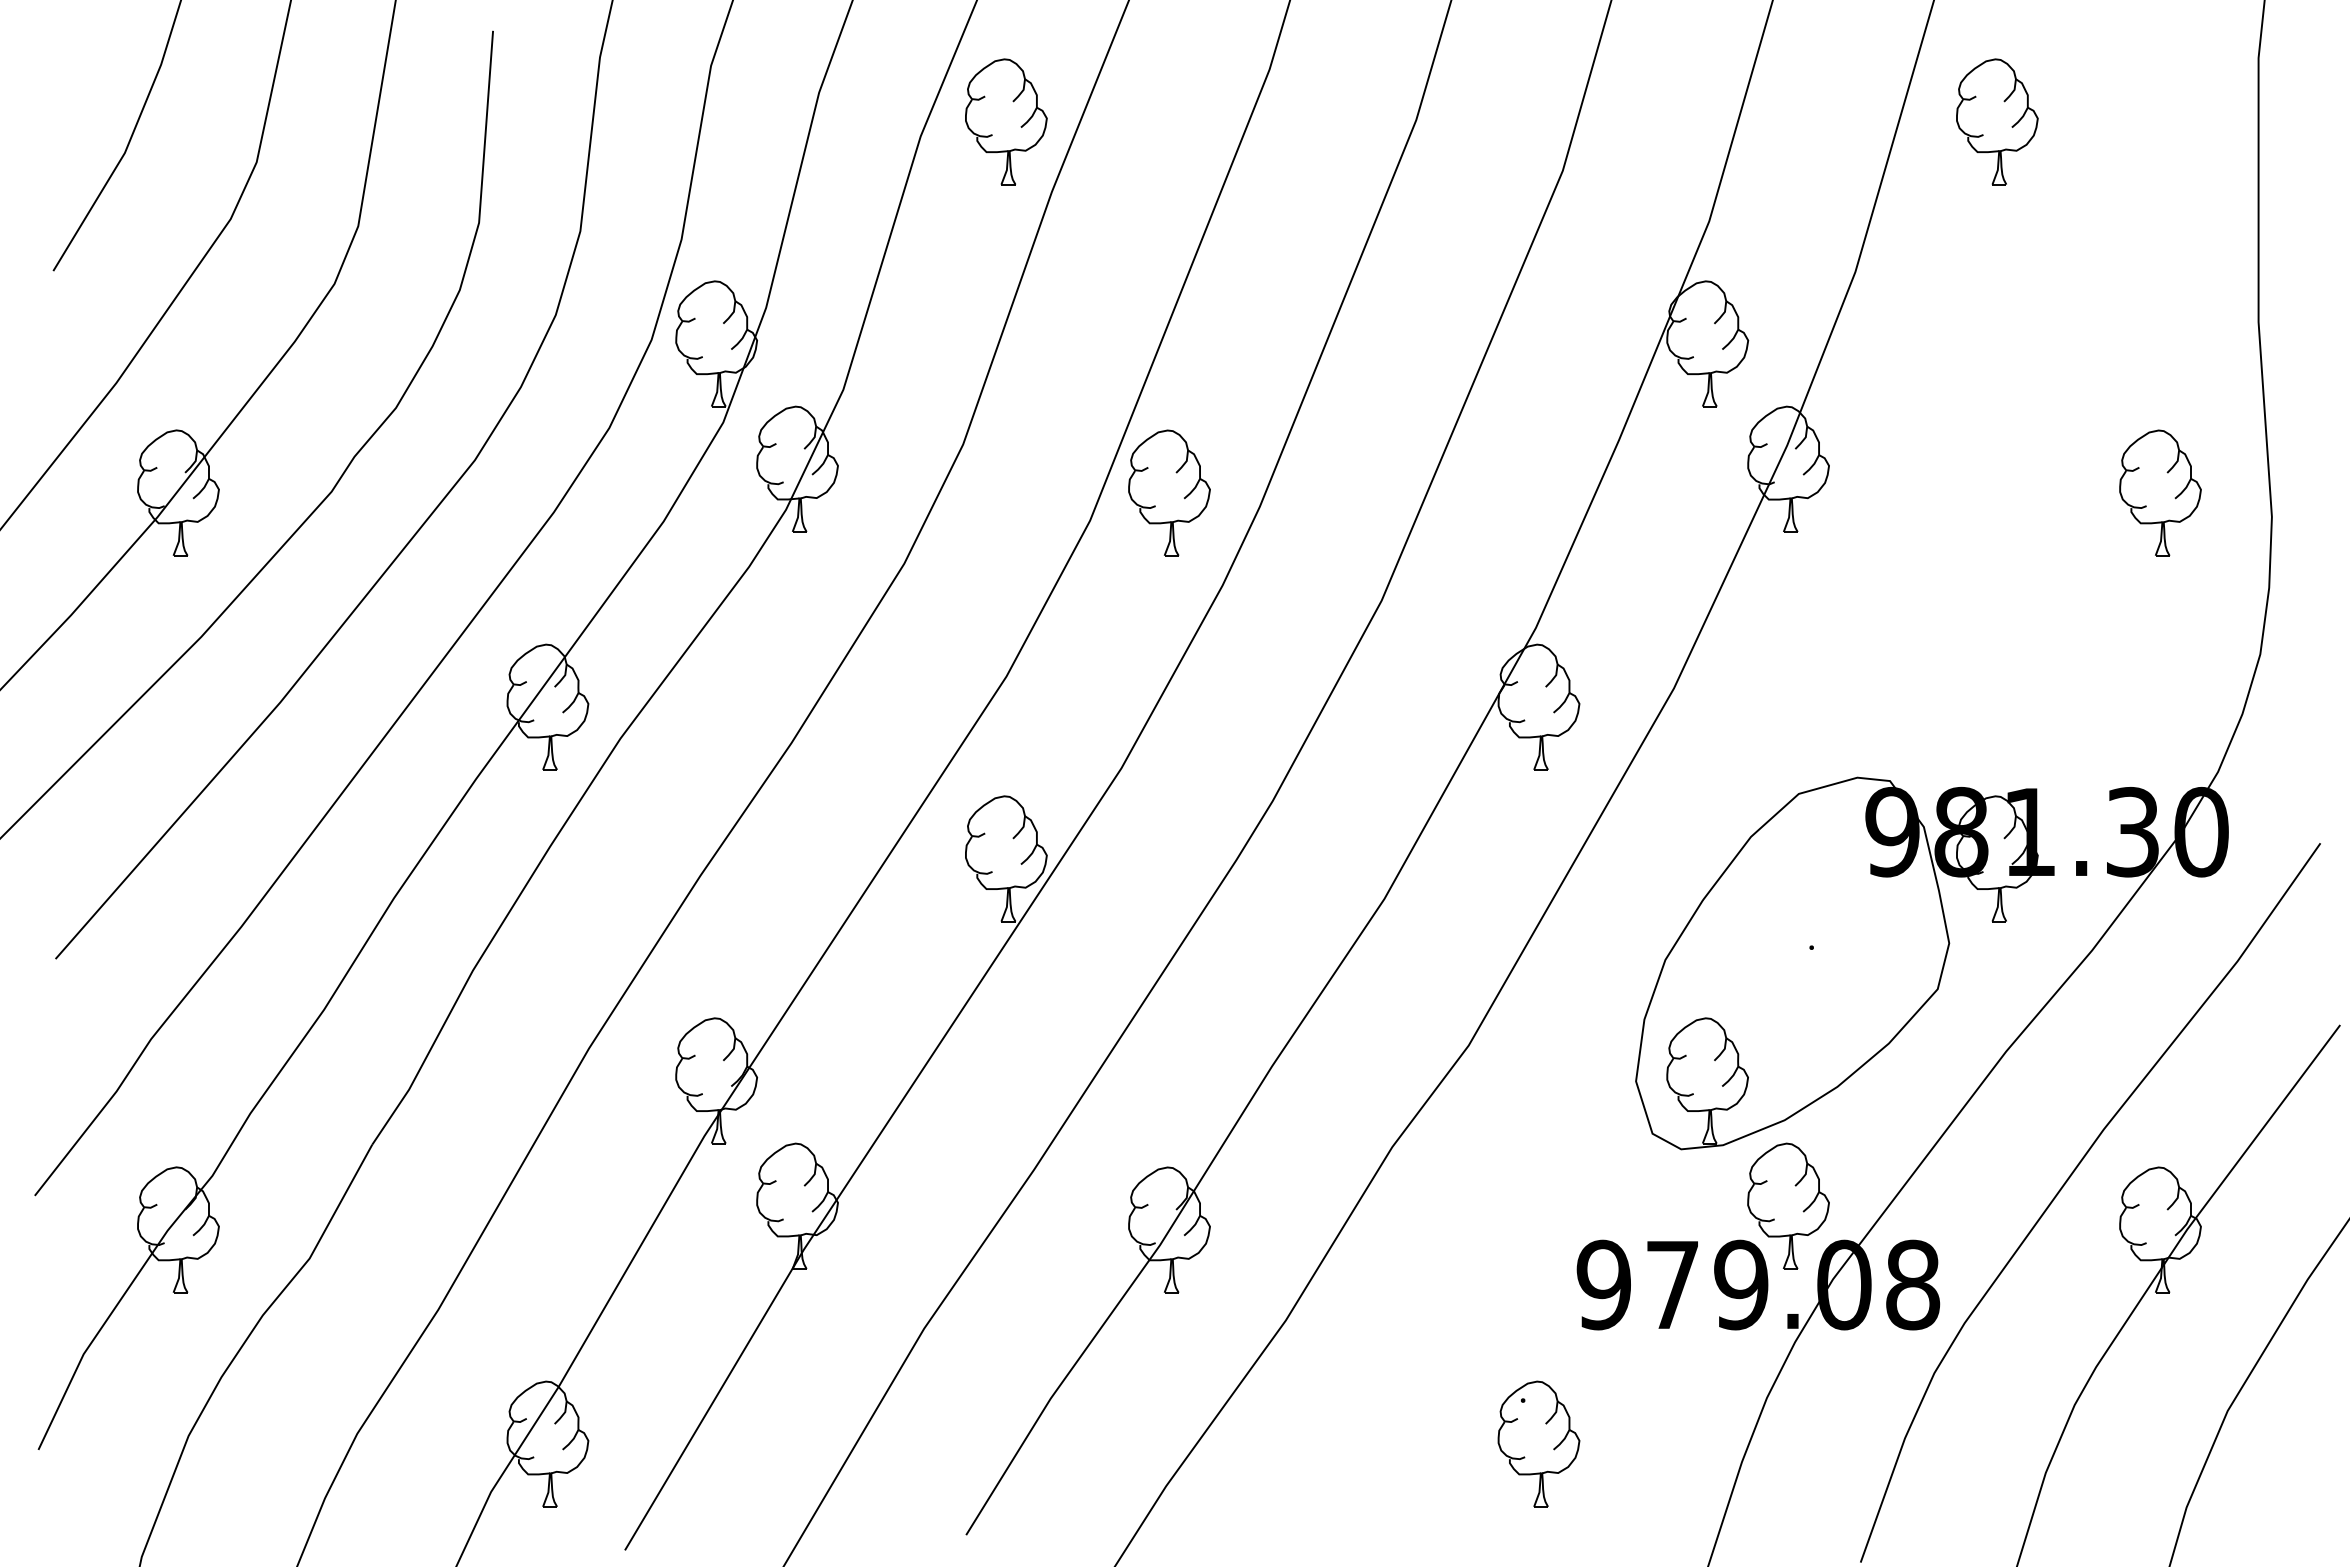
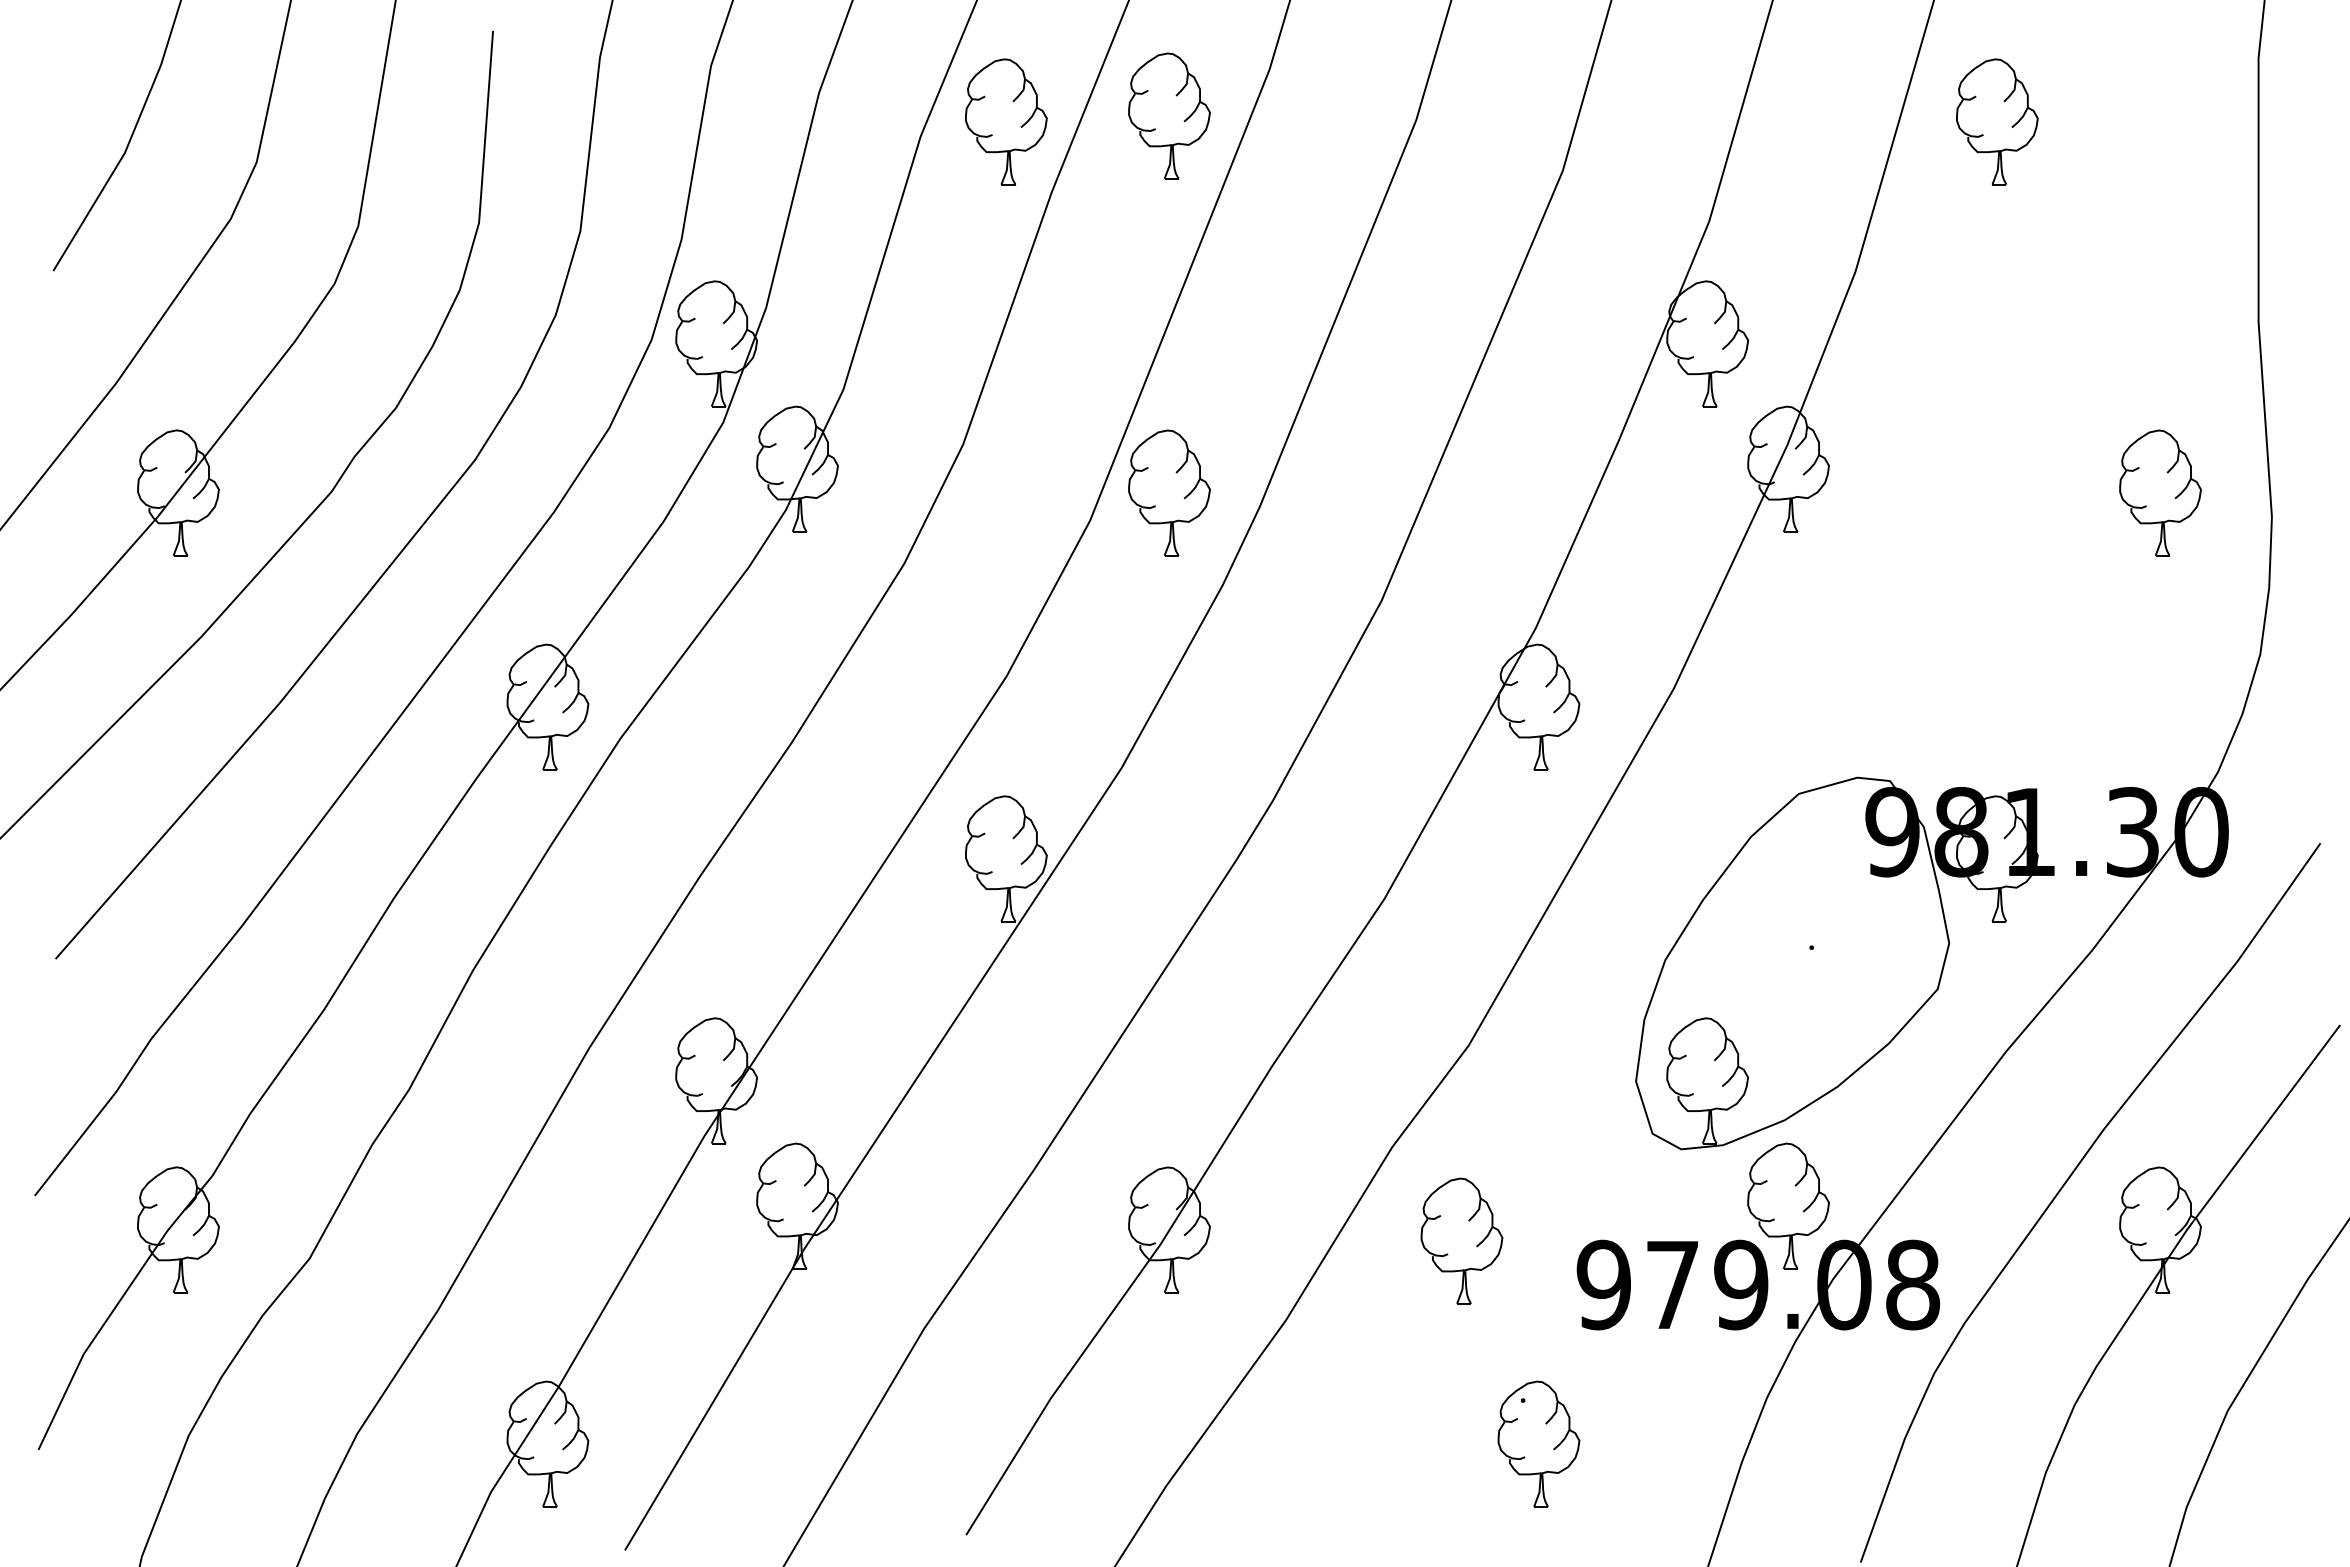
part: none -> present (1169, 115)
part: none -> present (1461, 1240)
